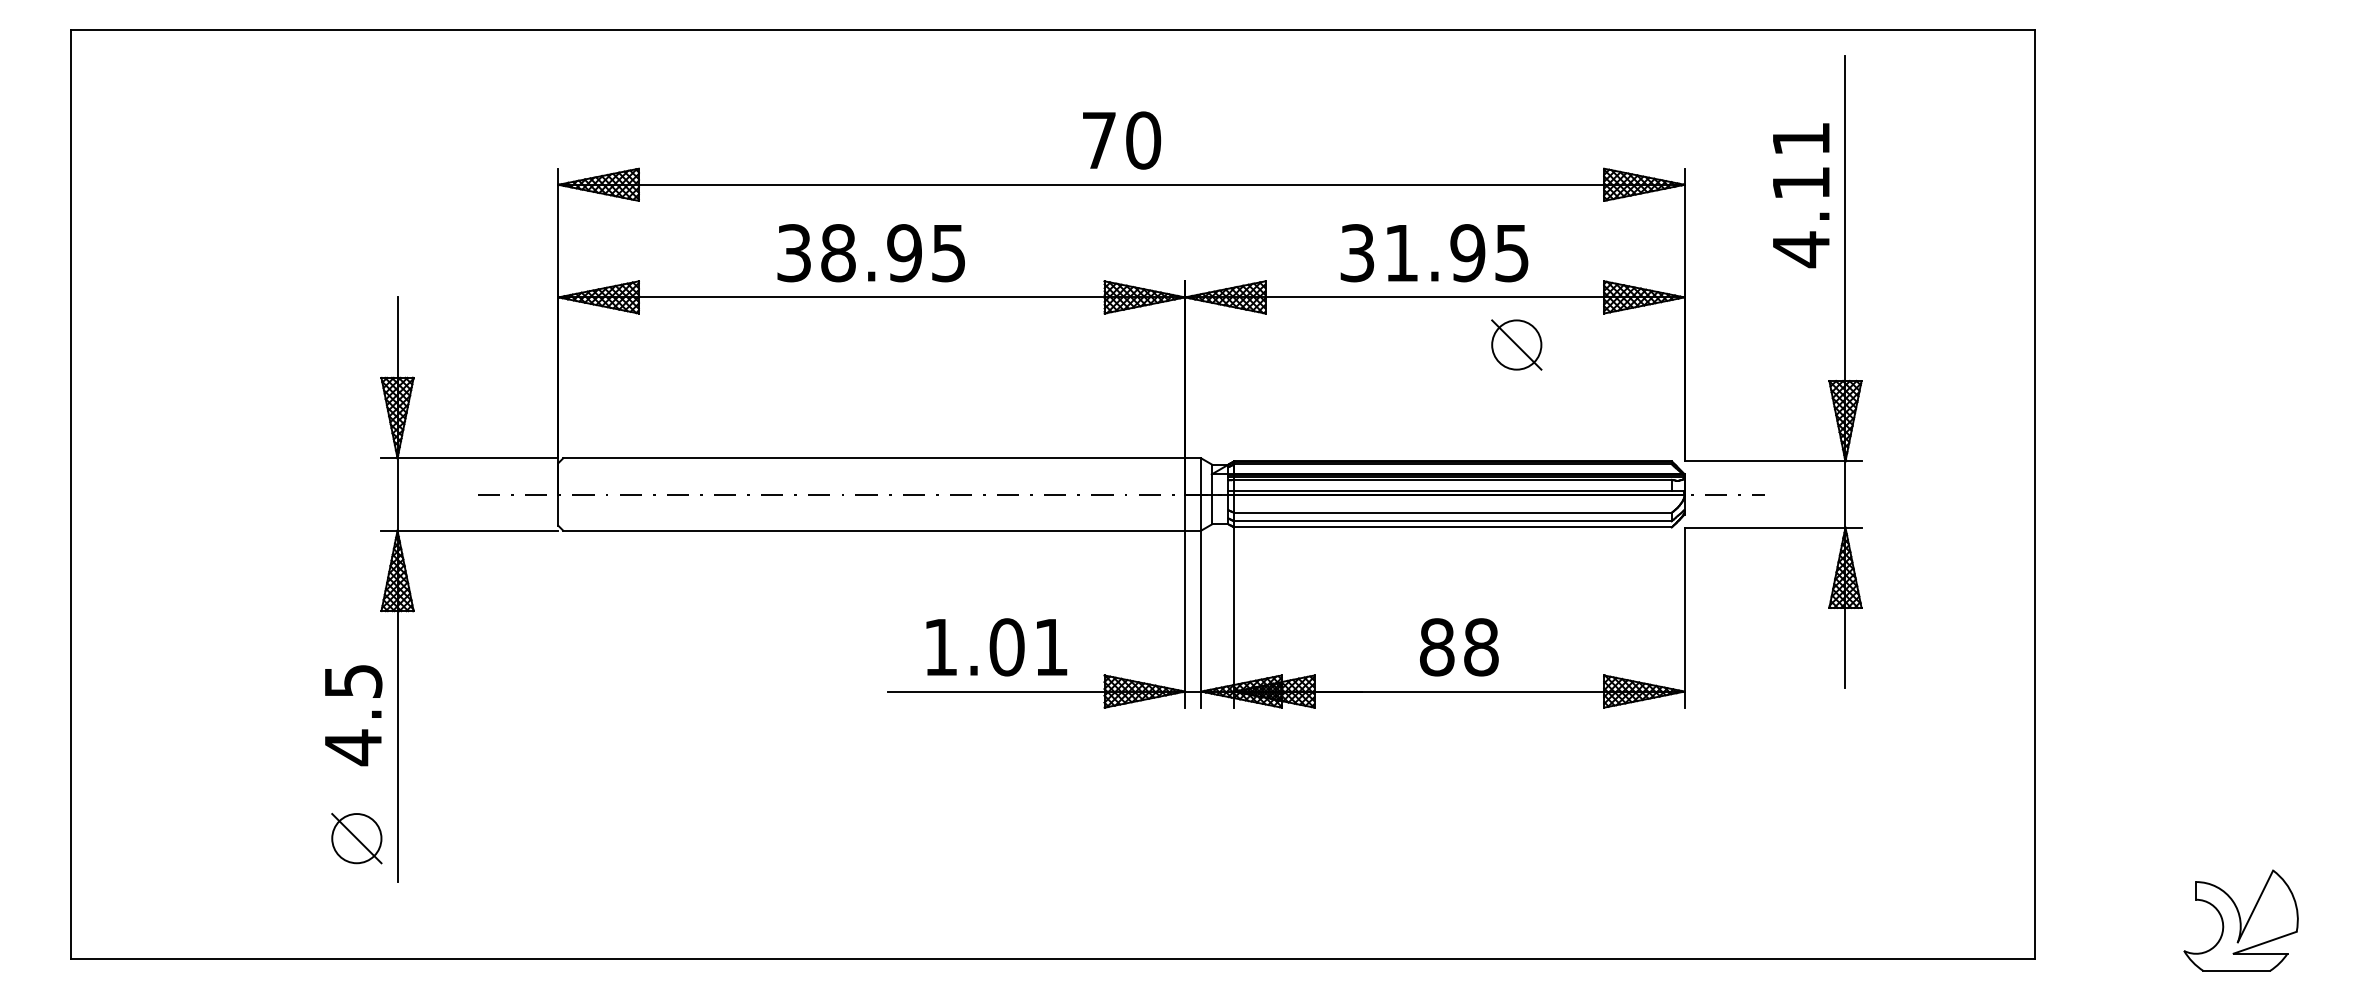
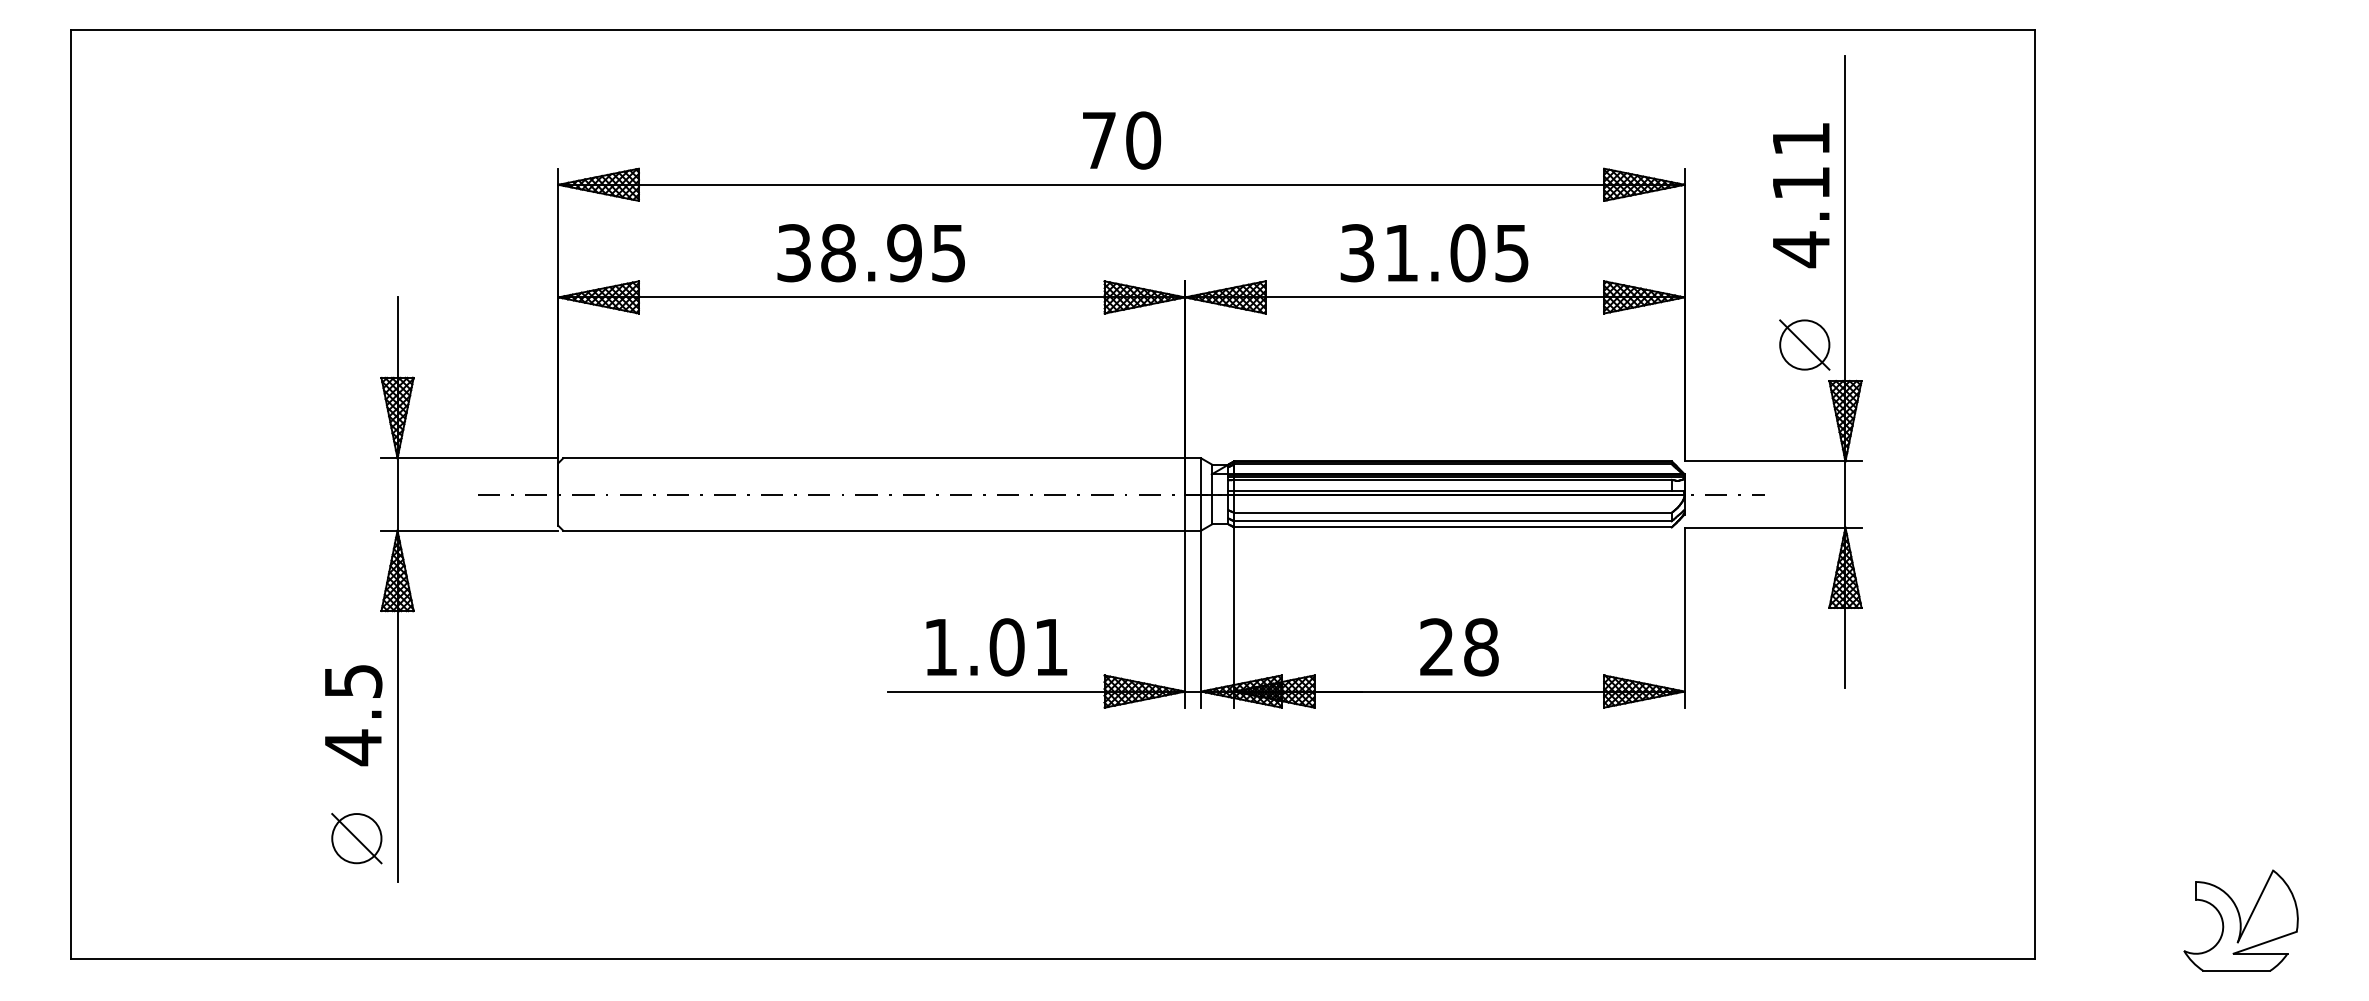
text: 31.95 -> 31.05 (1467, 253)
part position: (1516, 344) -> (1804, 344) (1804, 344)
text: 88 -> 28 (1437, 647)
